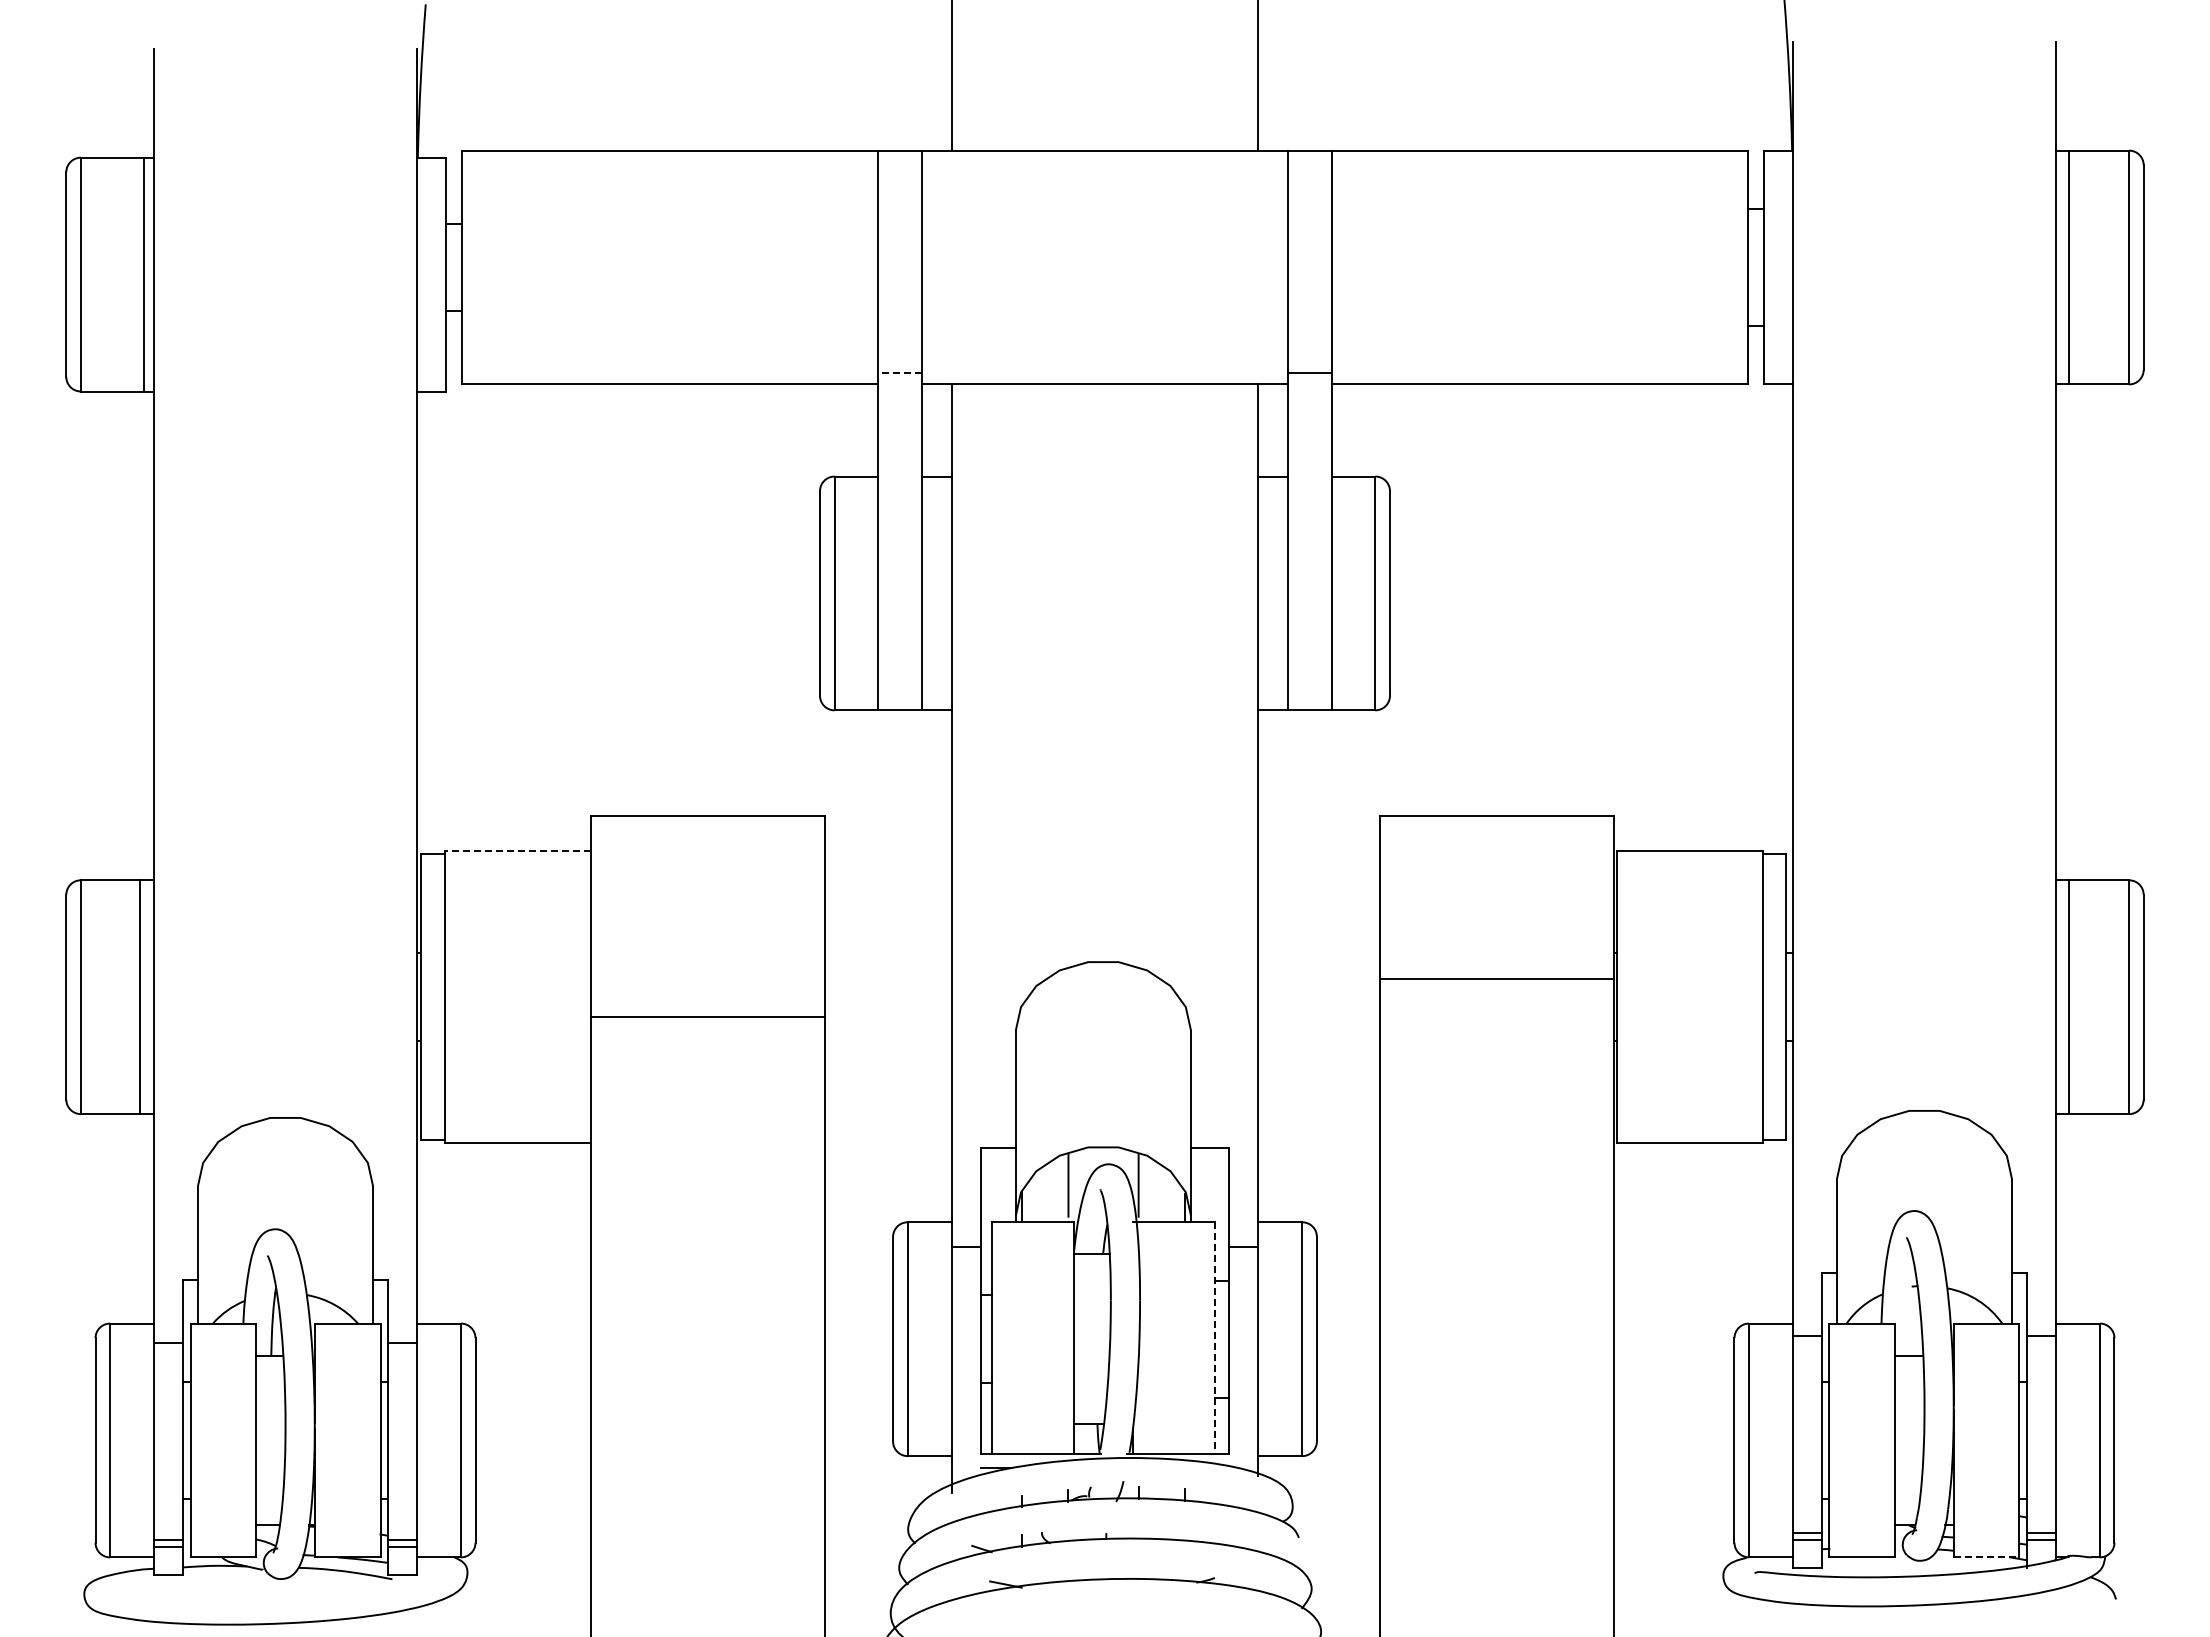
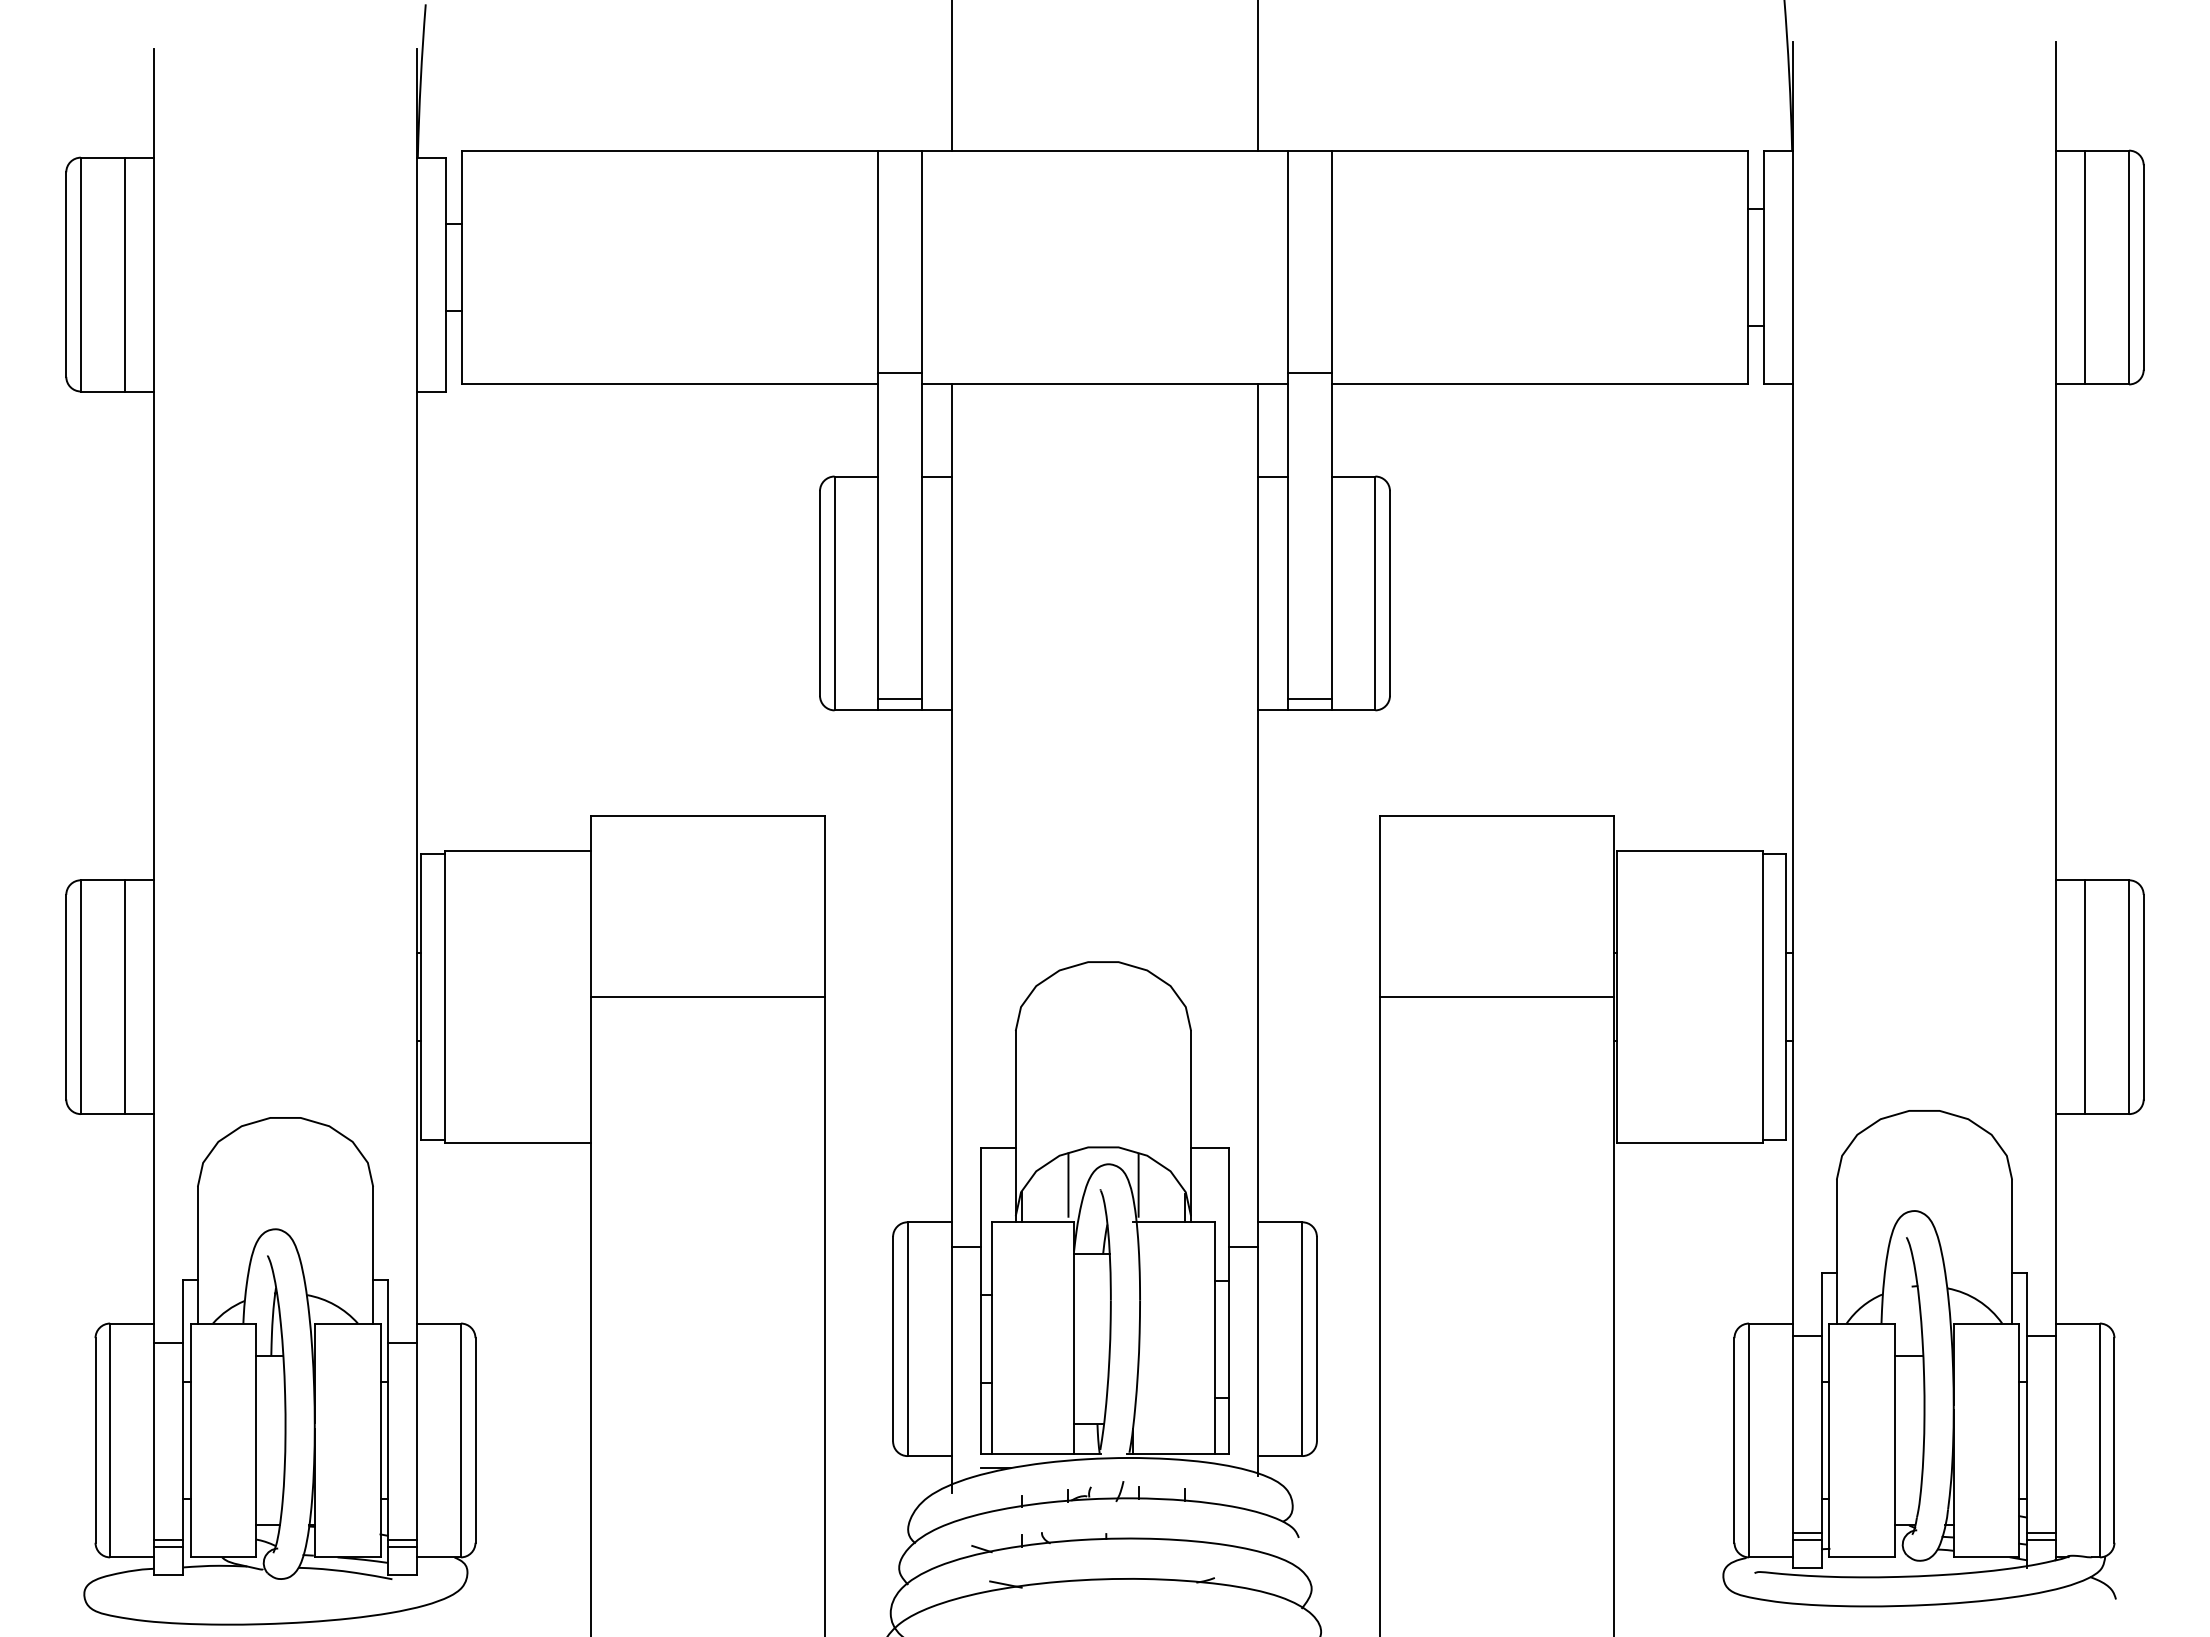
line position: (2069, 267) -> (2085, 267) (2085, 267)
line position: (143, 274) -> (124, 274) (124, 274)
line: dashed -> solid (900, 373)
line: none -> present (900, 699)
line: none -> present (1309, 699)
line: dashed -> solid (517, 851)
line position: (1497, 979) -> (1497, 997) (1497, 997)
line position: (139, 997) -> (124, 997) (124, 997)
line position: (2069, 997) -> (2085, 997) (2085, 997)
line position: (707, 1017) -> (707, 997) (707, 997)
line: dashed -> solid (1214, 1338)
line: dashed -> solid (1986, 1557)
